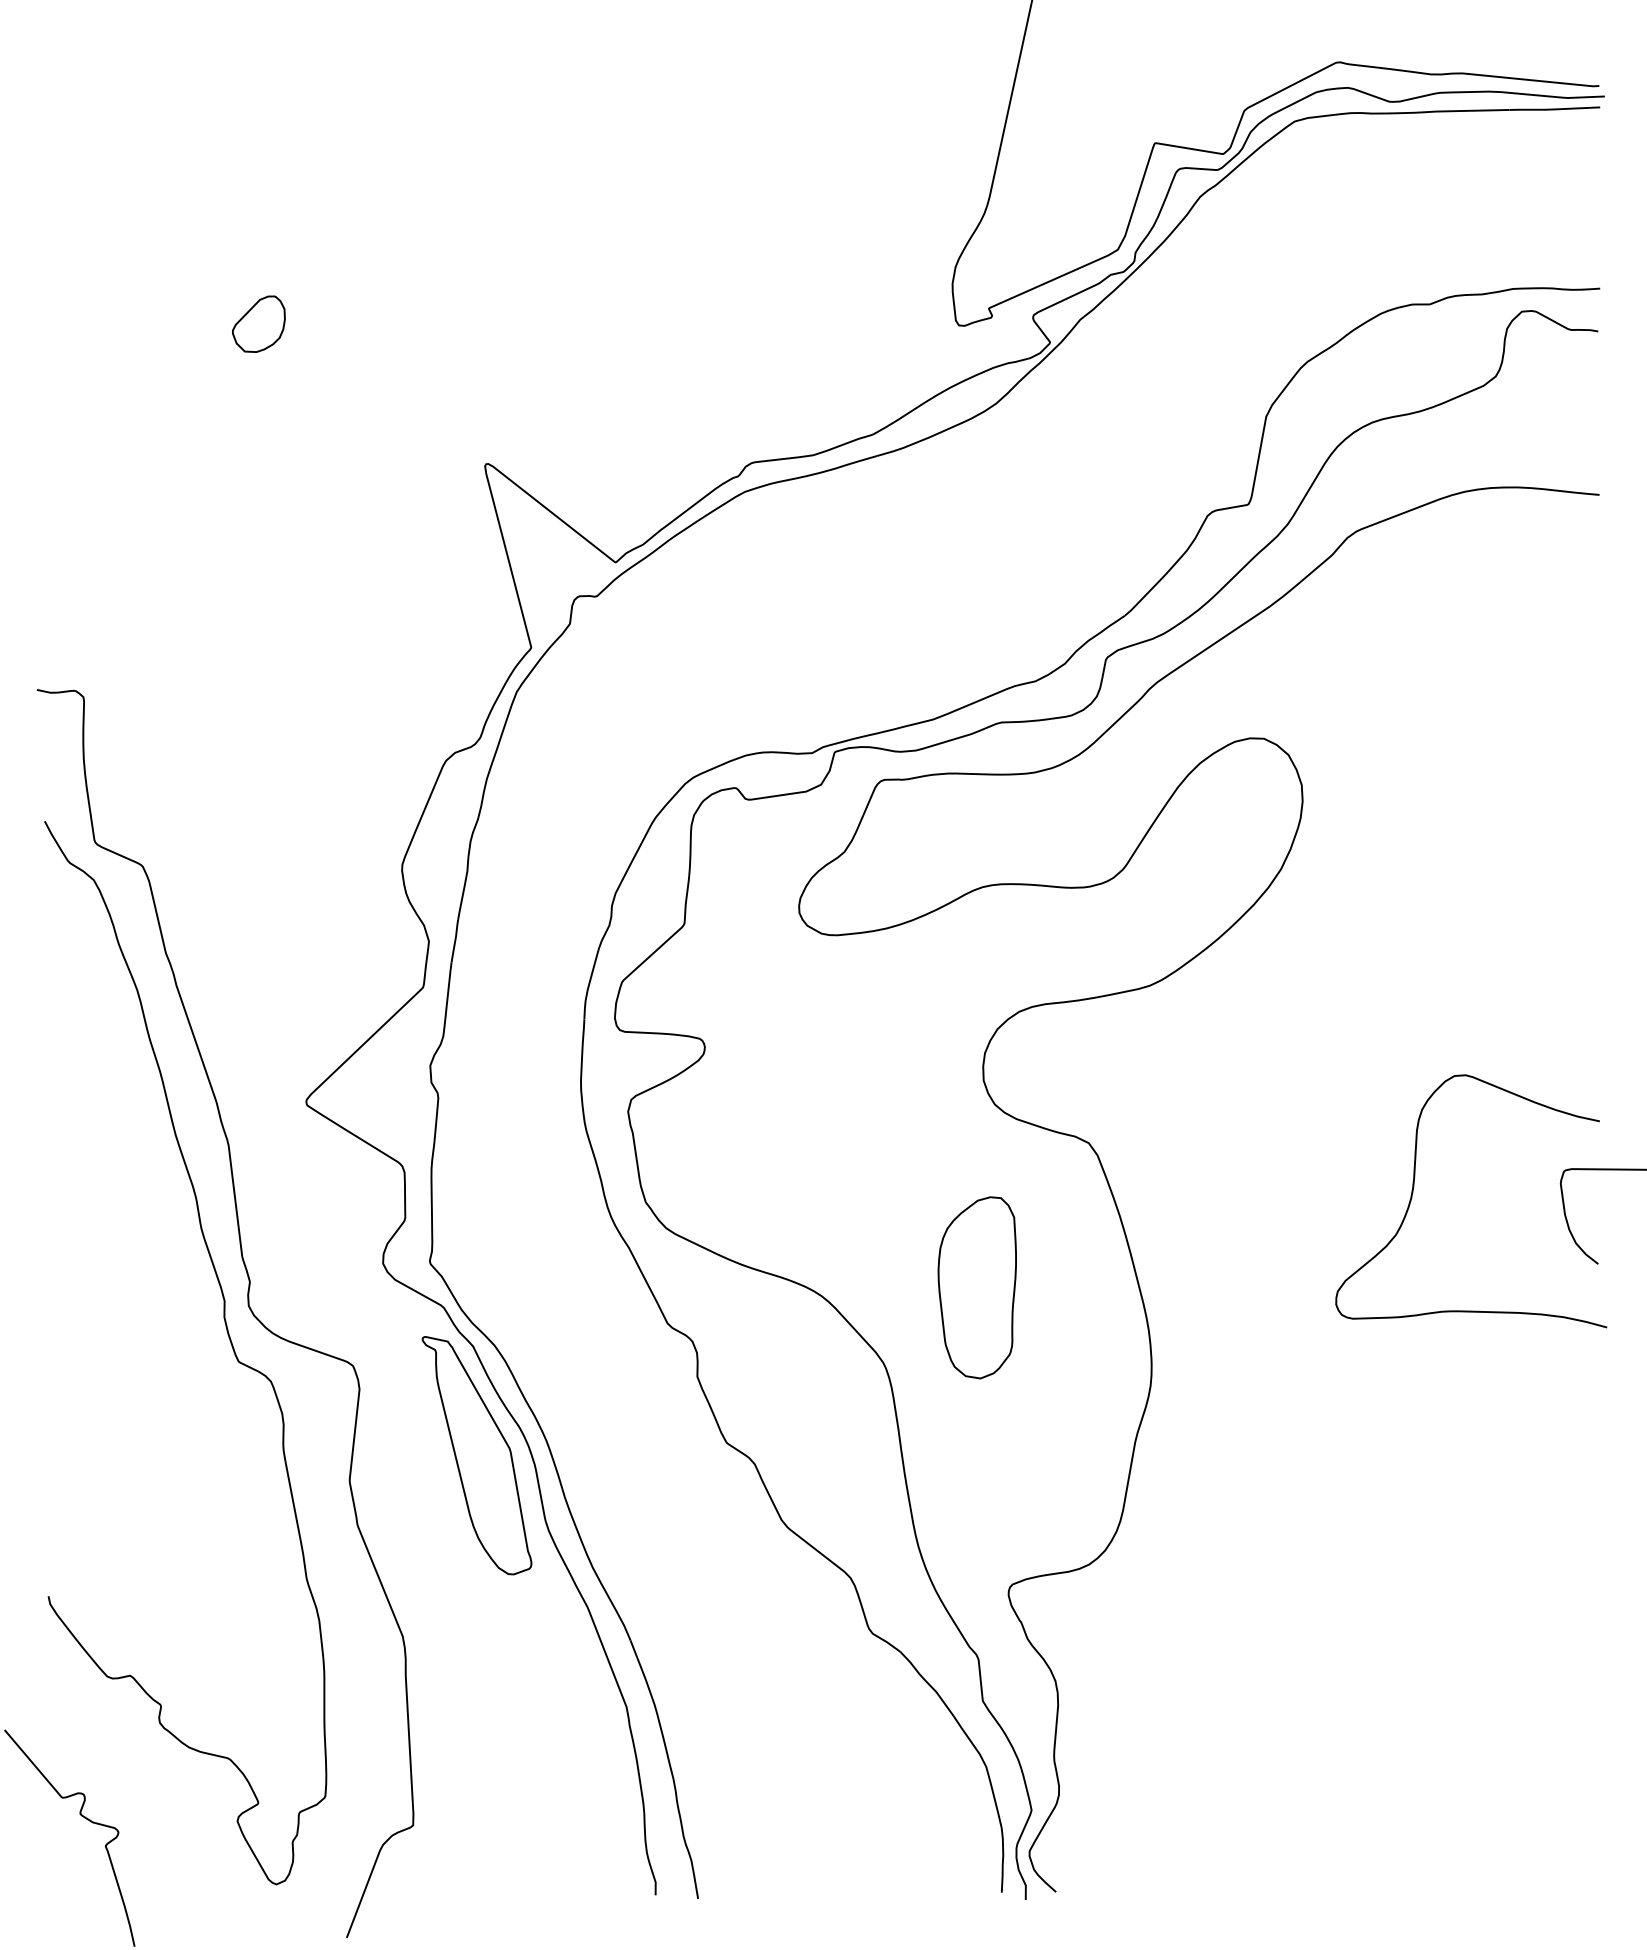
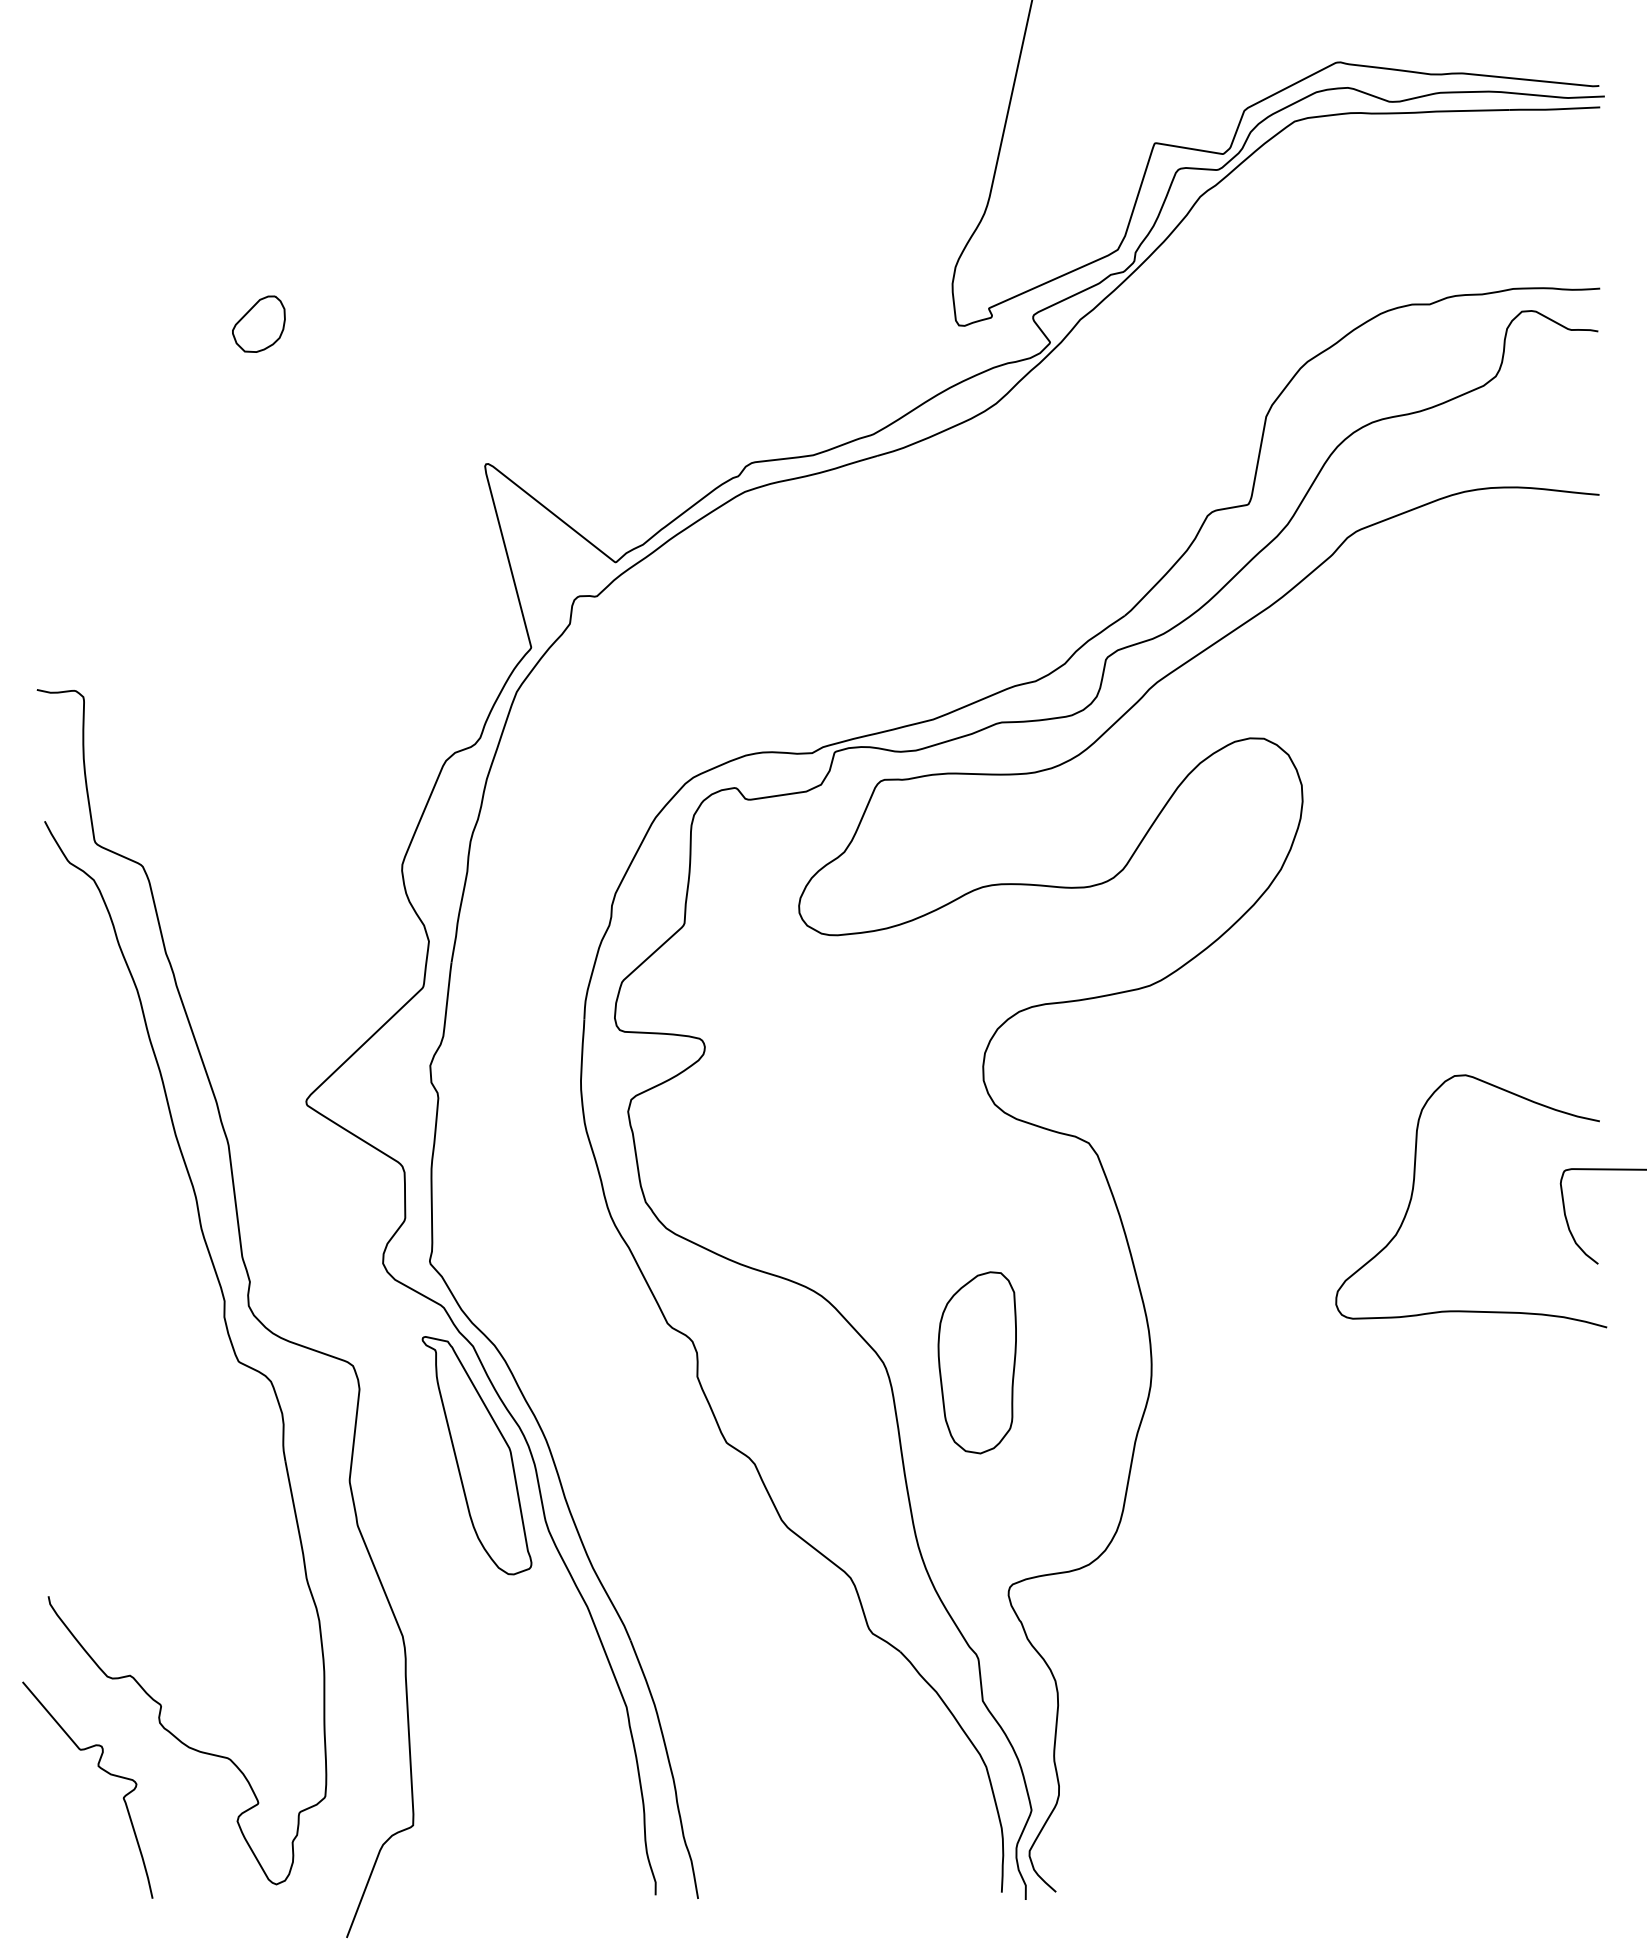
part position: (976, 1287) -> (976, 1362) (976, 1362)
curve position: (81, 1816) -> (99, 1768) (99, 1768)
